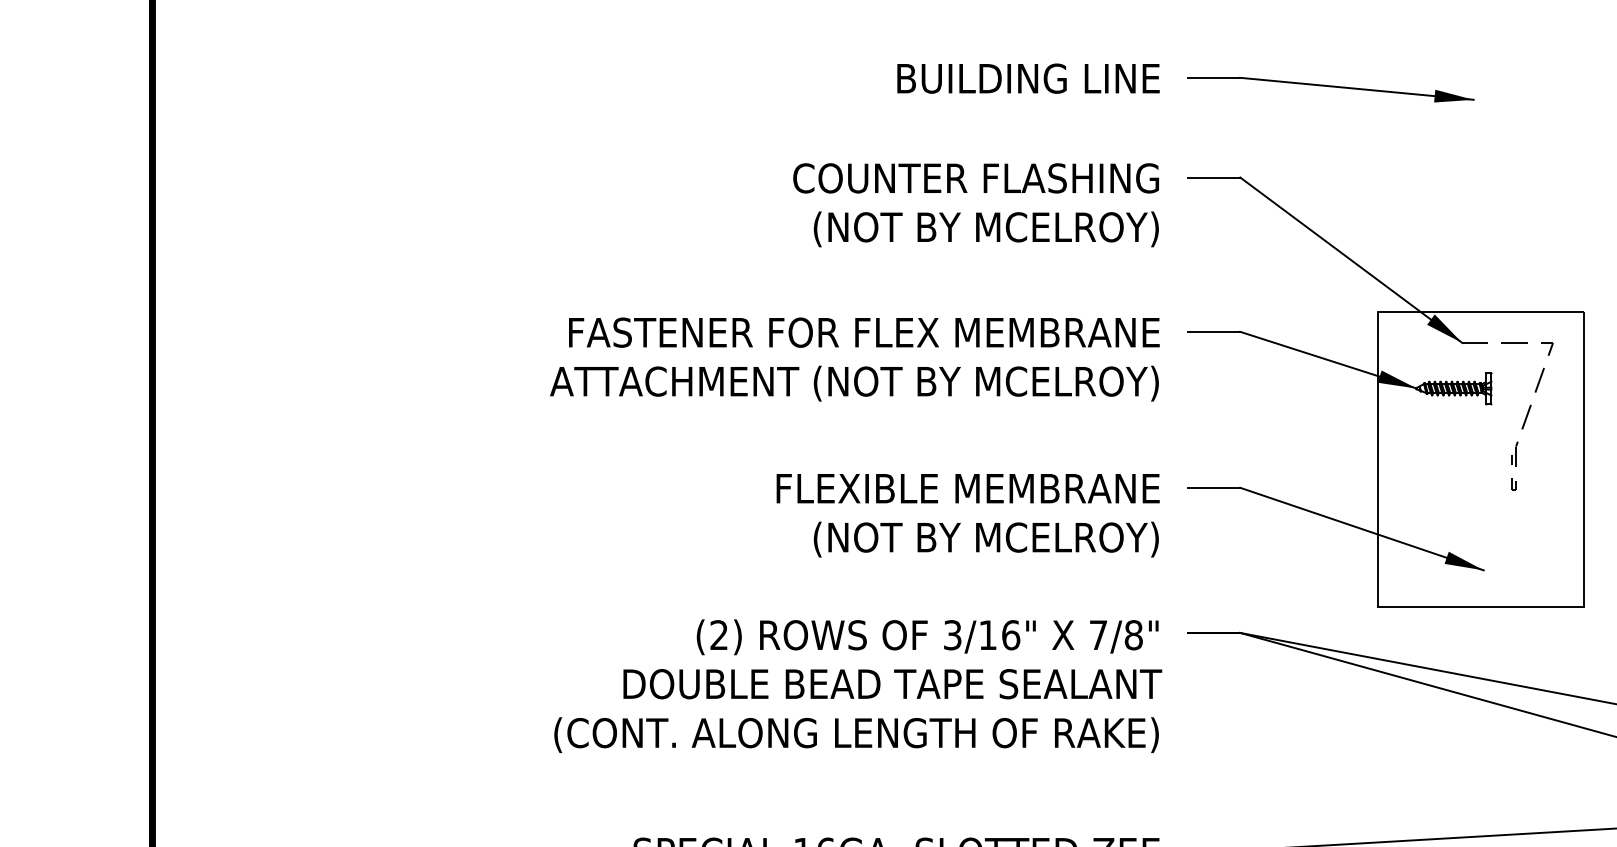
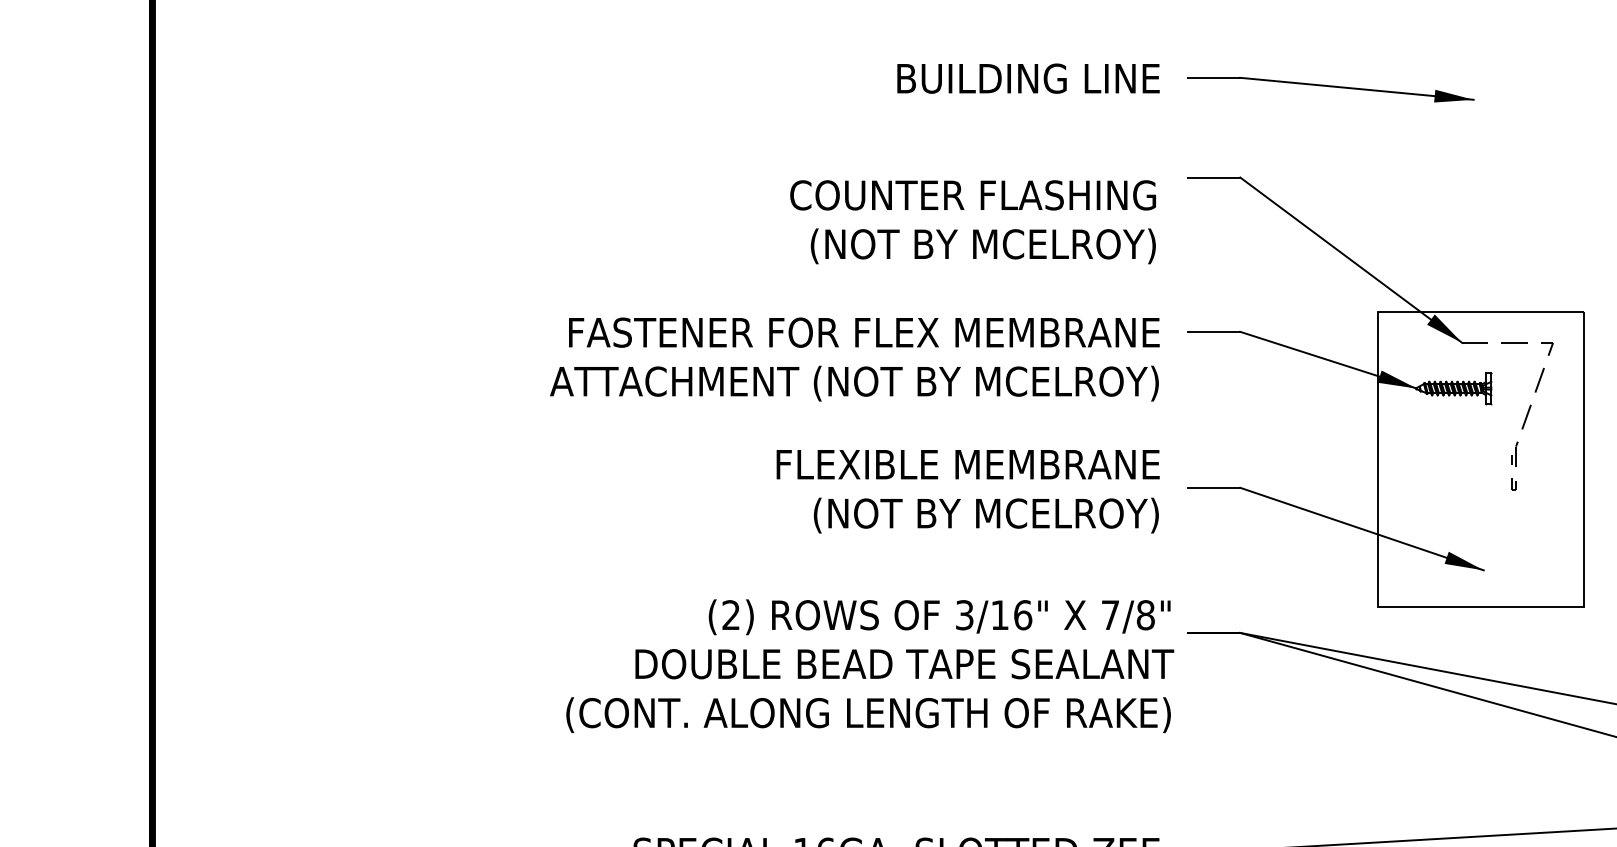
text position: (975, 205) -> (972, 222) (972, 222)
text position: (967, 515) -> (967, 491) (967, 491)
text position: (858, 685) -> (870, 665) (870, 665)
